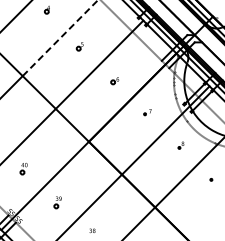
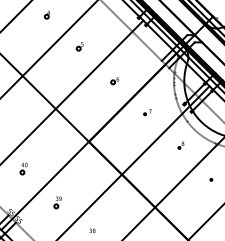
part position: (46, 9) -> (46, 14) (46, 14)
line: dashed -> solid (60, 37)
line: none -> present (206, 221)
